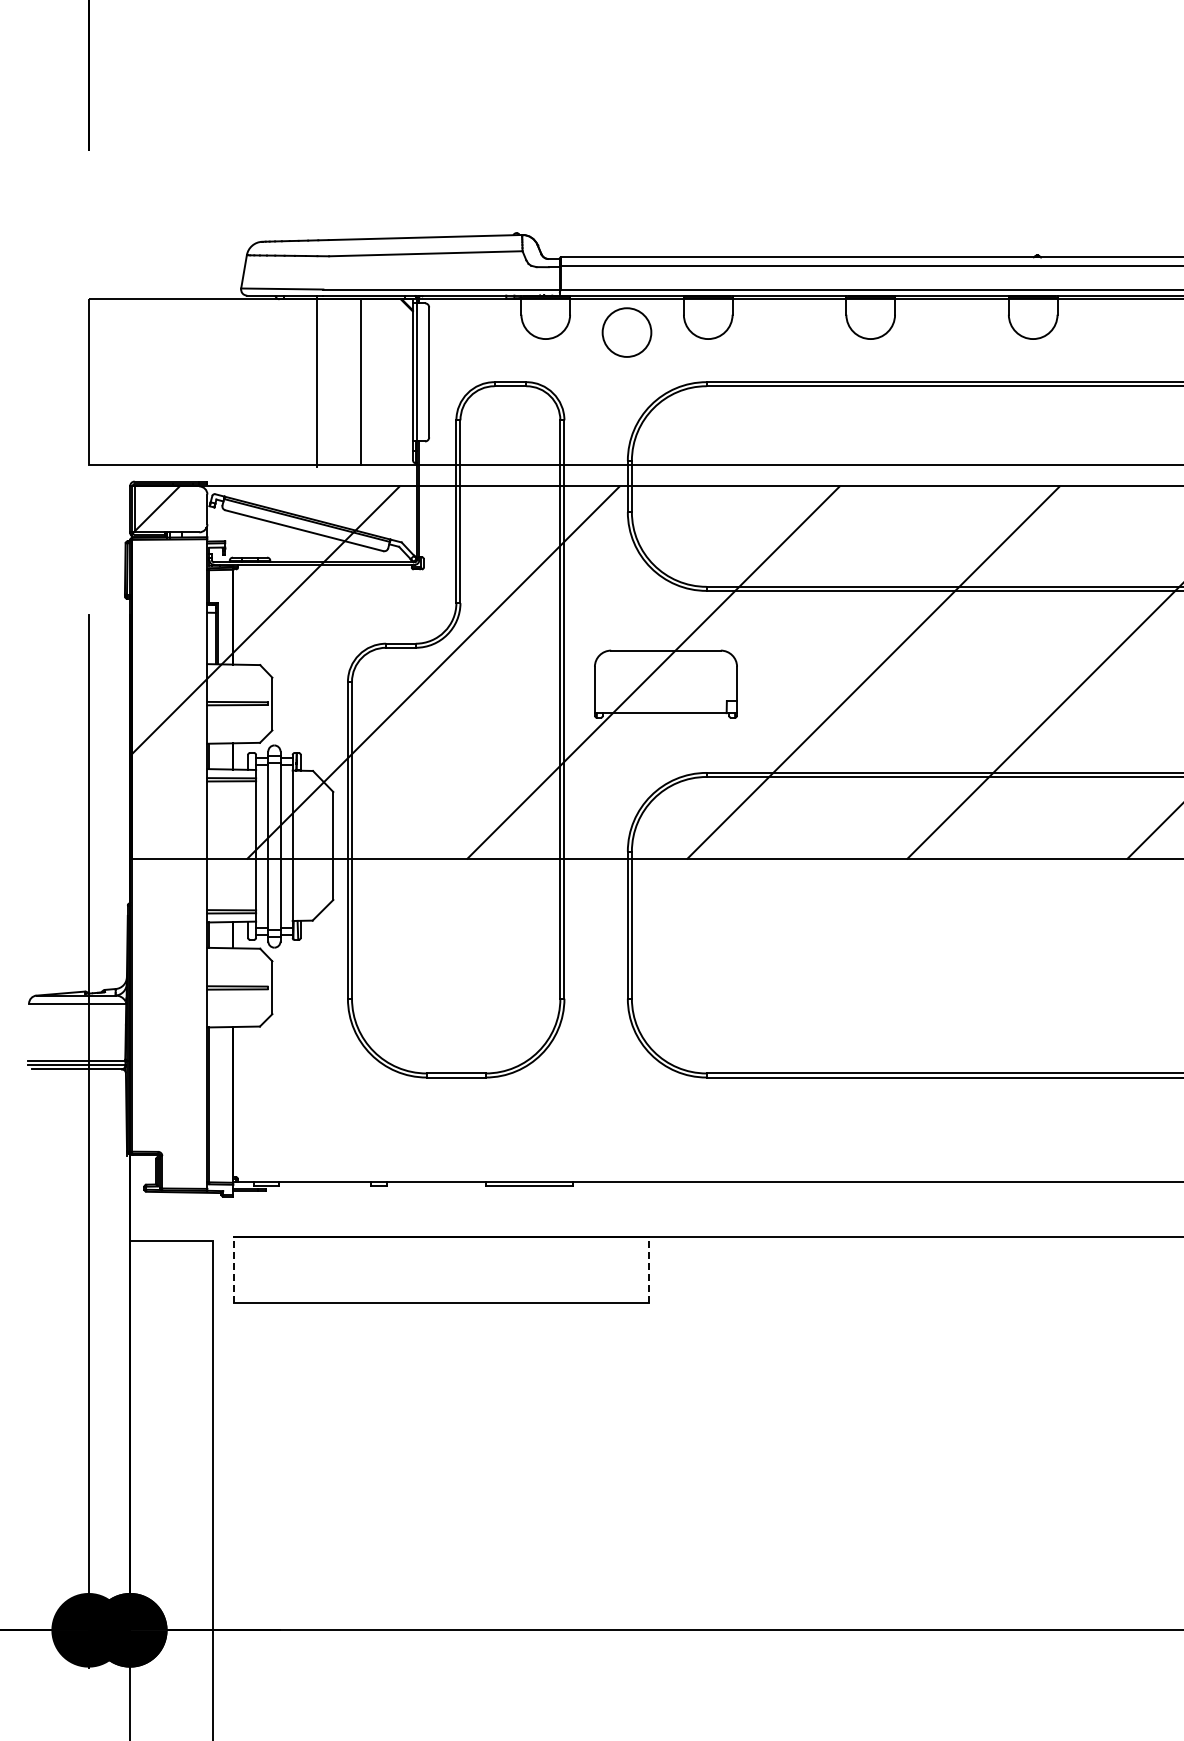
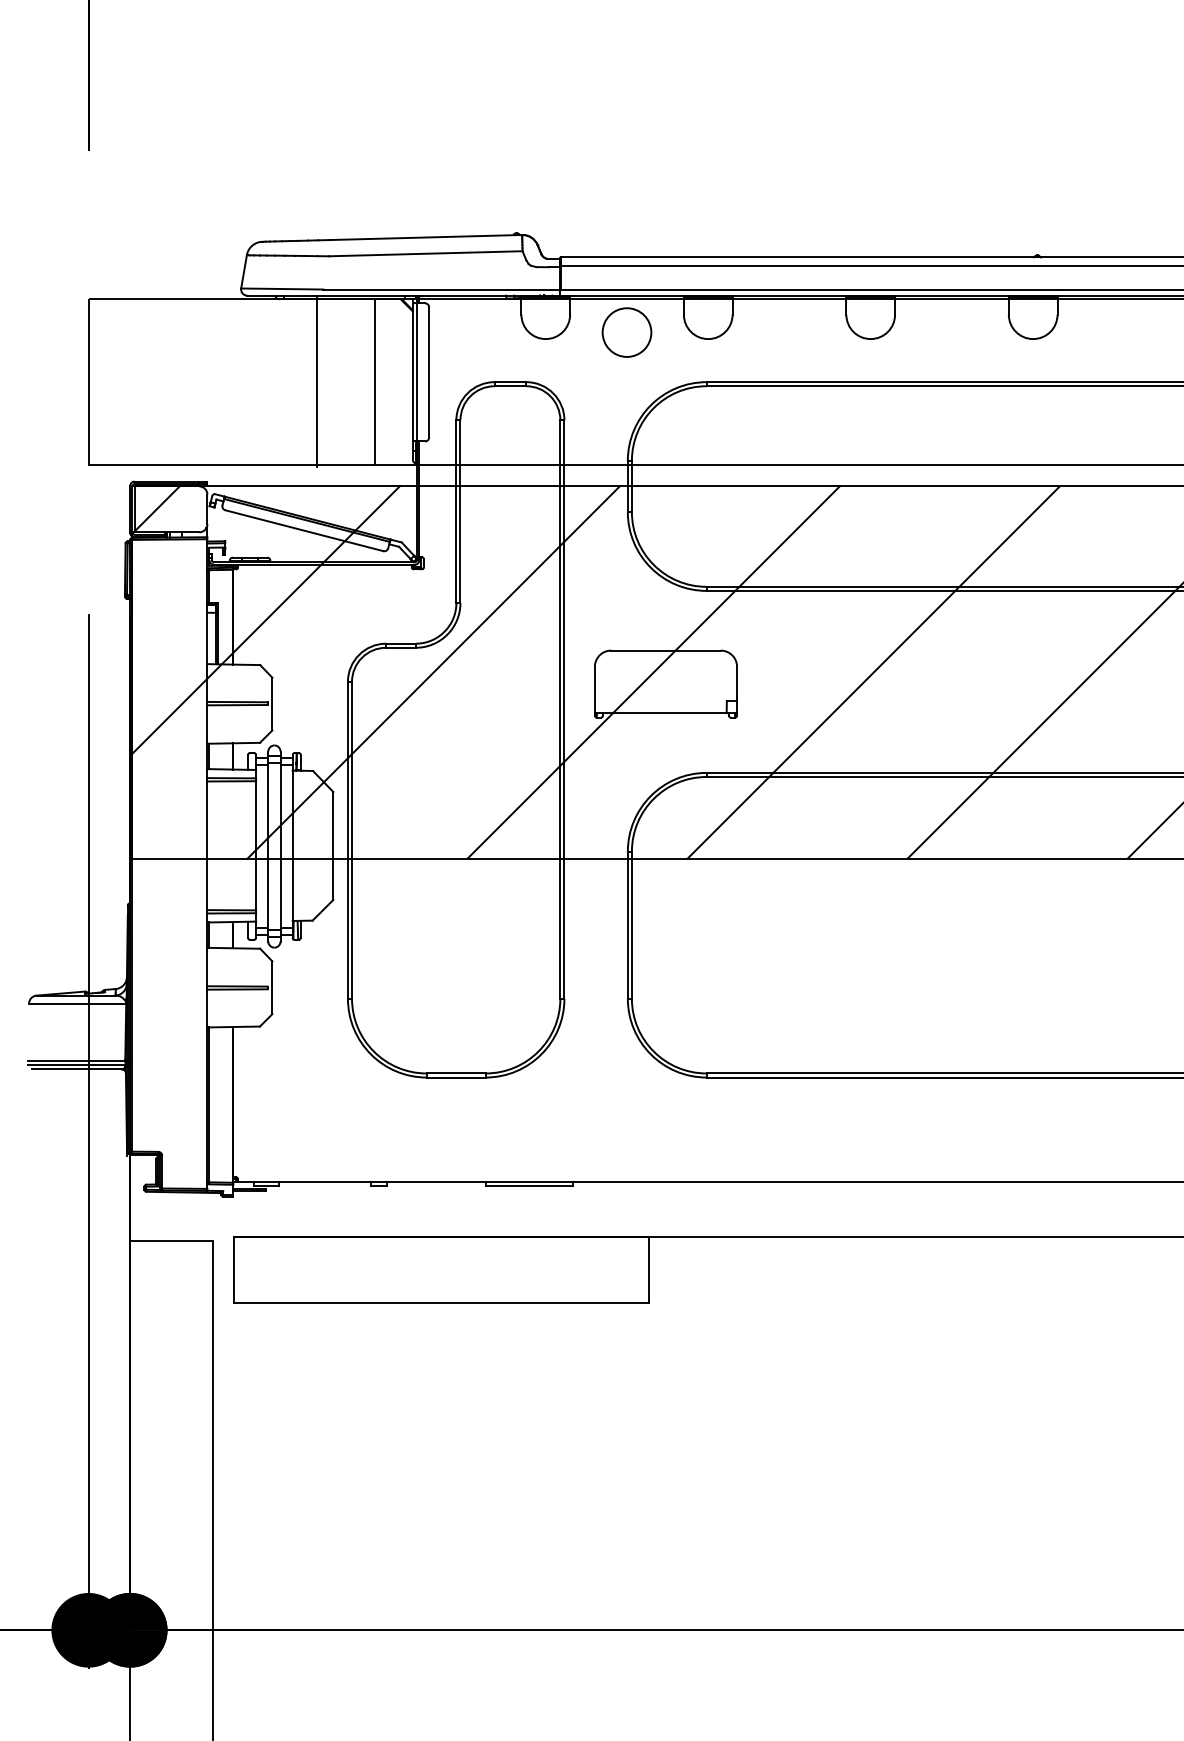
line position: (361, 382) -> (375, 382) (375, 382)
line: dashed -> solid (233, 1269)
line: dashed -> solid (648, 1269)
